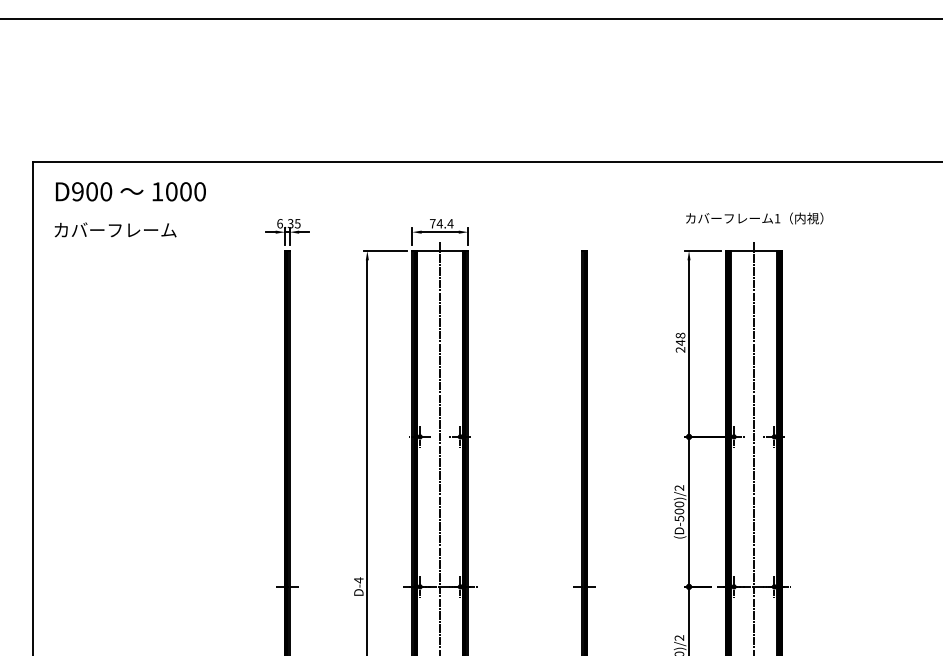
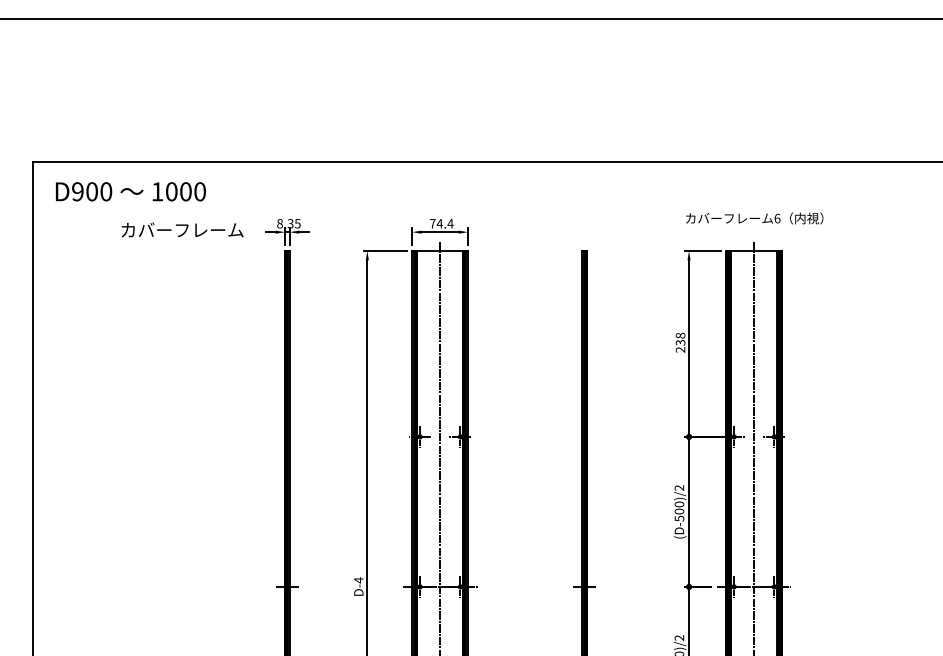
text: 1 -> 6 (777, 218)
text: 6.35 -> 8.35 (279, 223)
text position: (115, 229) -> (182, 229) (182, 229)
text: 248 -> 238 (680, 342)
